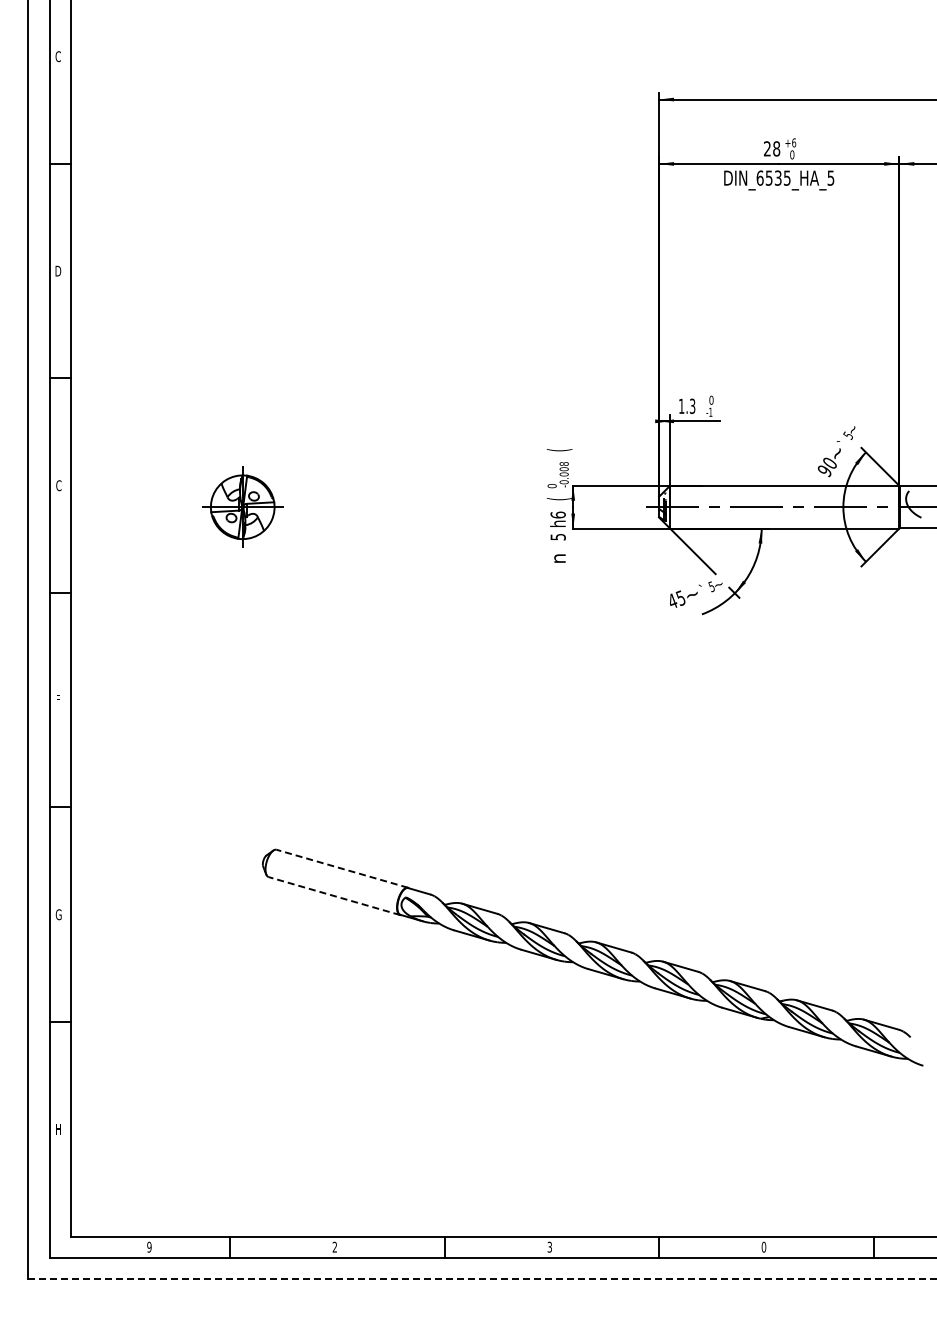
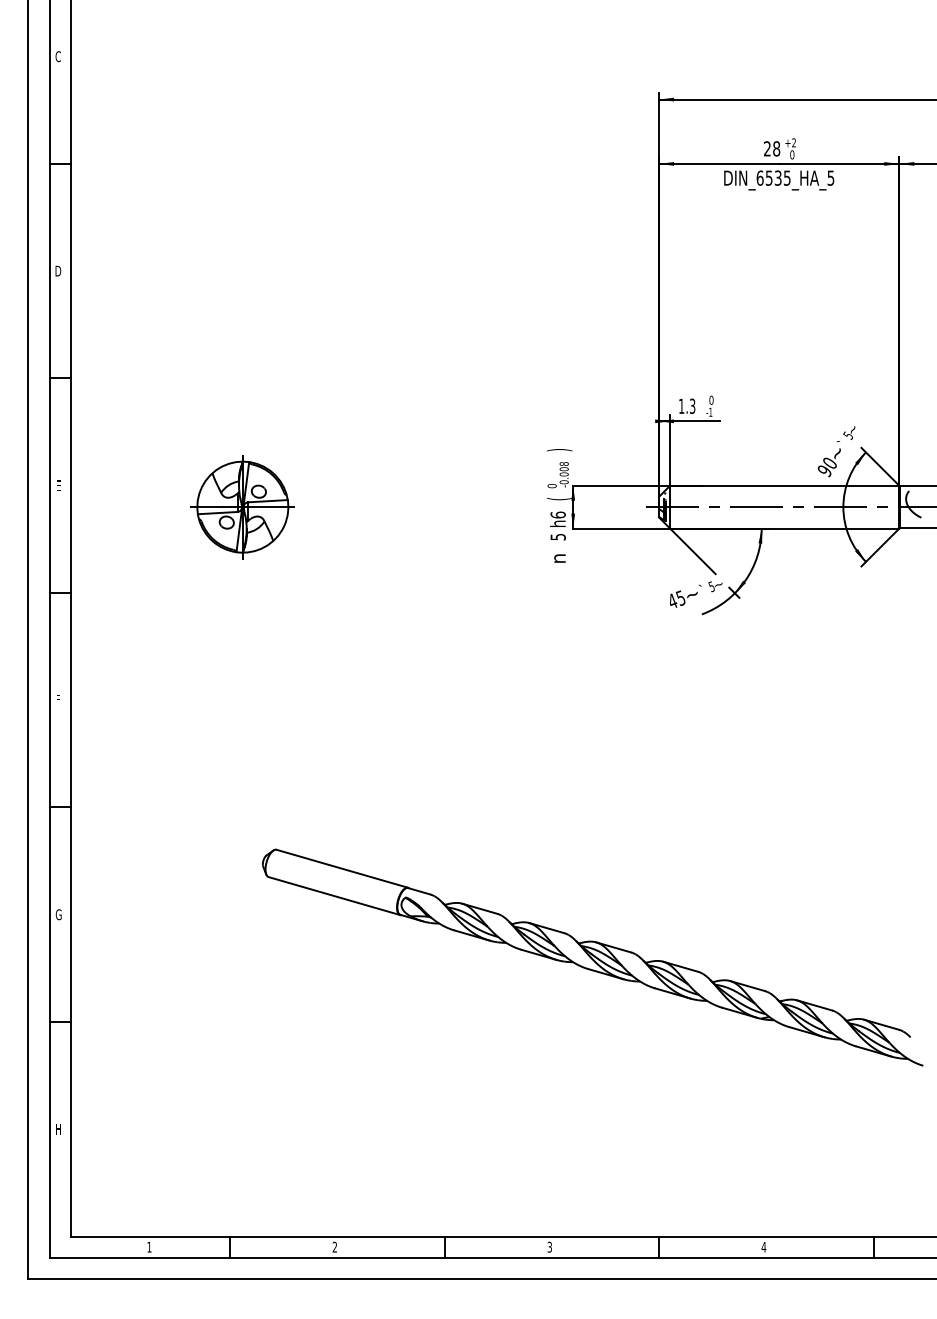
text: +6 -> +2 (794, 142)
text: ( -> ) (559, 450)
text: C -> E (58, 485)
part size: 82x82 px -> 105x105 px (242, 507)
line: dashed -> solid (341, 868)
line: dashed -> solid (333, 895)
text: 9 -> 1 (149, 1246)
text: 0 -> 4 (763, 1246)
line: dashed -> solid (482, 1279)
